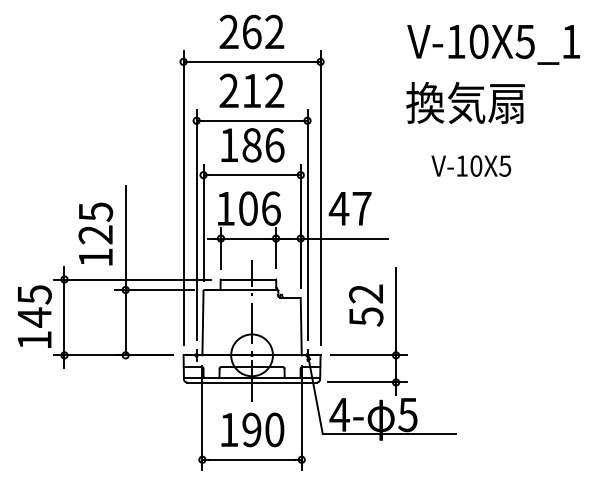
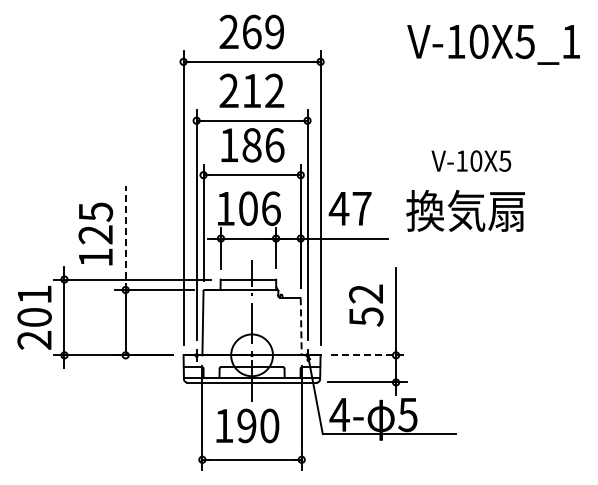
text: 262 -> 269 (274, 32)
text position: (465, 102) -> (465, 210) (465, 210)
text position: (471, 165) -> (471, 160) (471, 160)
line: solid -> dashed (125, 237)
text: 145 -> 201 (34, 317)
line: solid -> dashed (301, 326)
line: solid -> dashed (368, 355)
text position: (252, 429) -> (247, 425) (247, 425)
